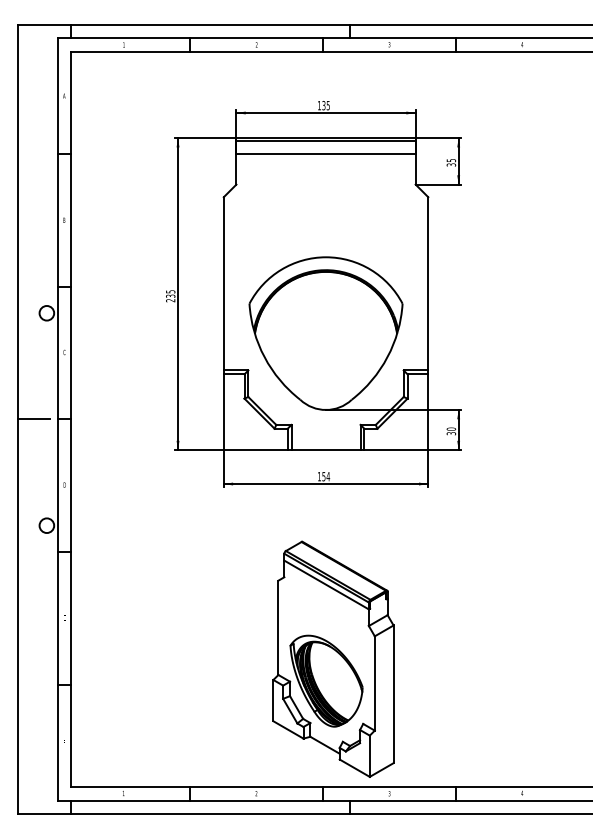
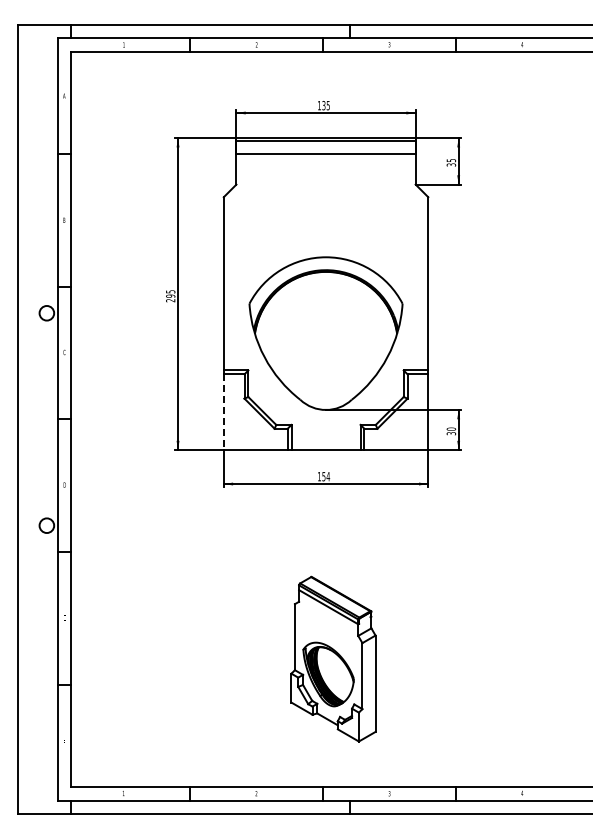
text: 235 -> 295 (170, 295)
line: solid -> dashed (223, 412)
line: present -> none (33, 419)
part size: 123x238 px -> 87x168 px (333, 658)
